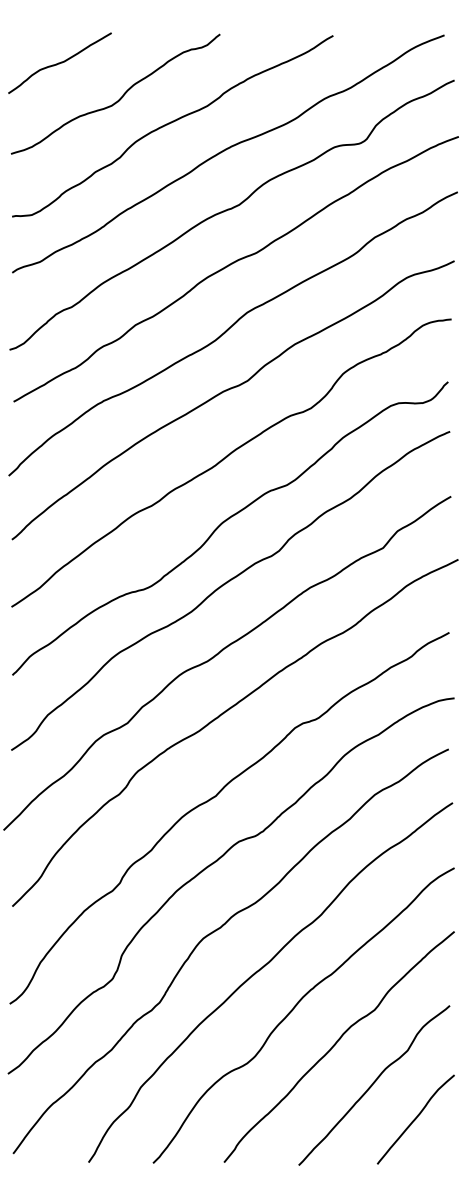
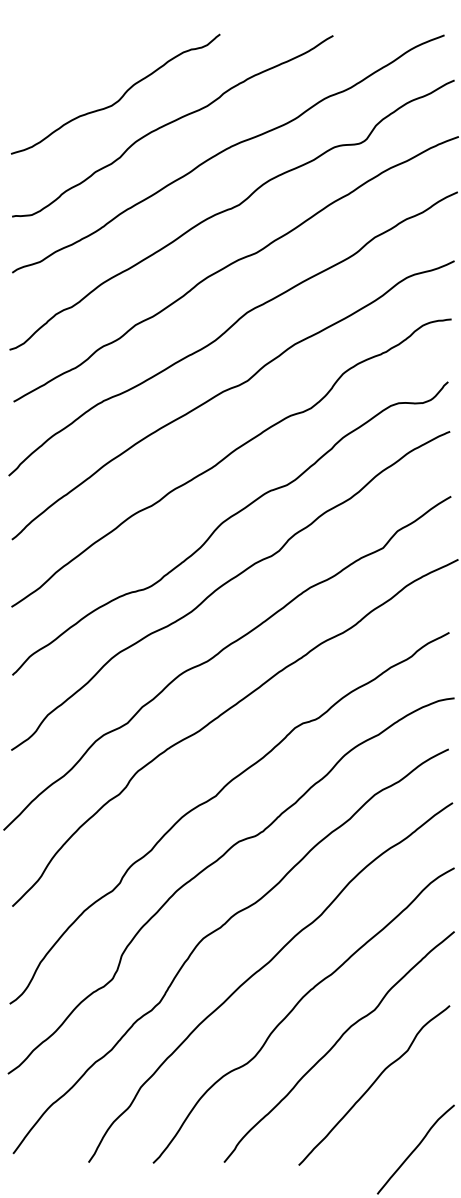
curve: present -> none (59, 62)
curve position: (415, 1119) -> (415, 1149) (415, 1149)
